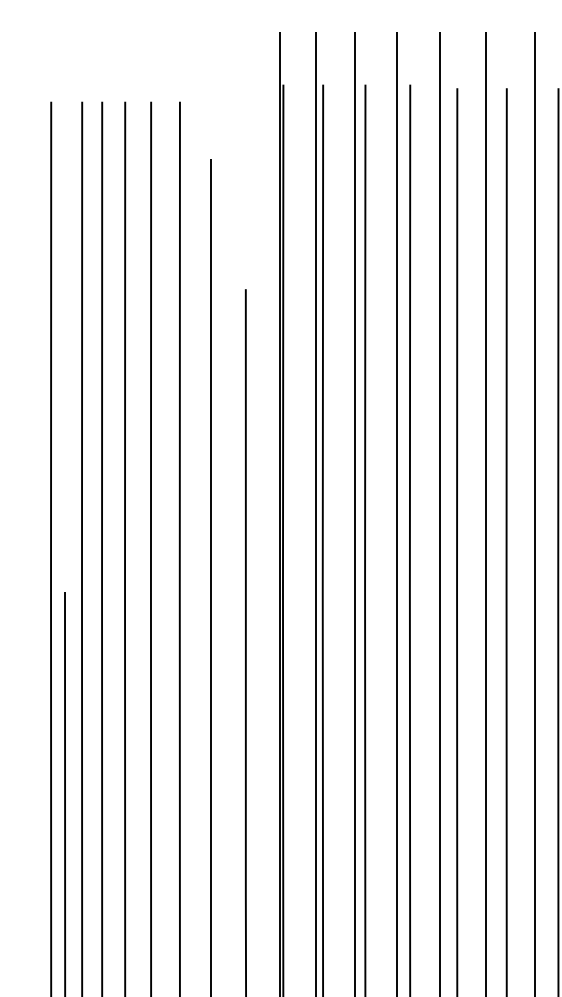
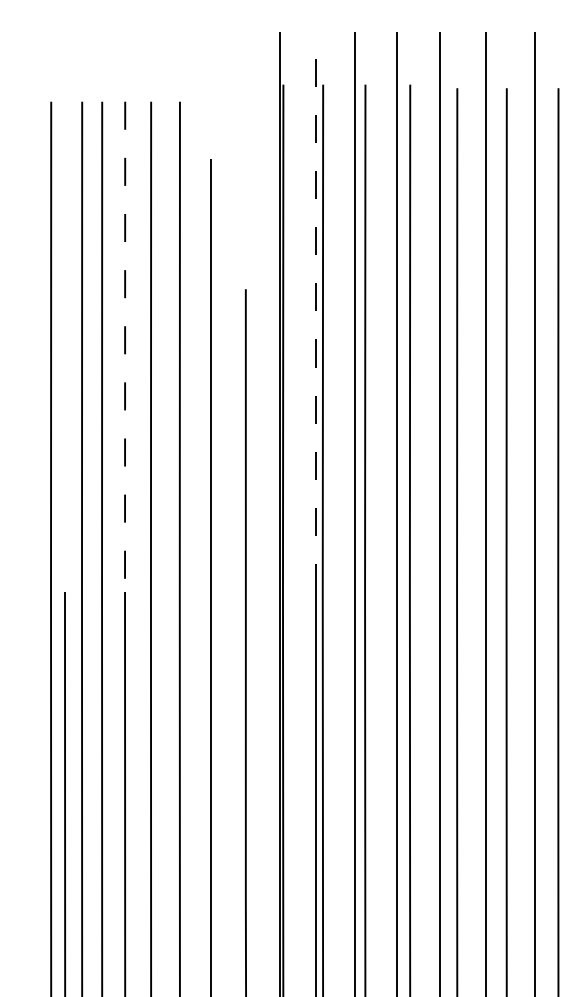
line: solid -> dashed (316, 312)
line: solid -> dashed (125, 347)
